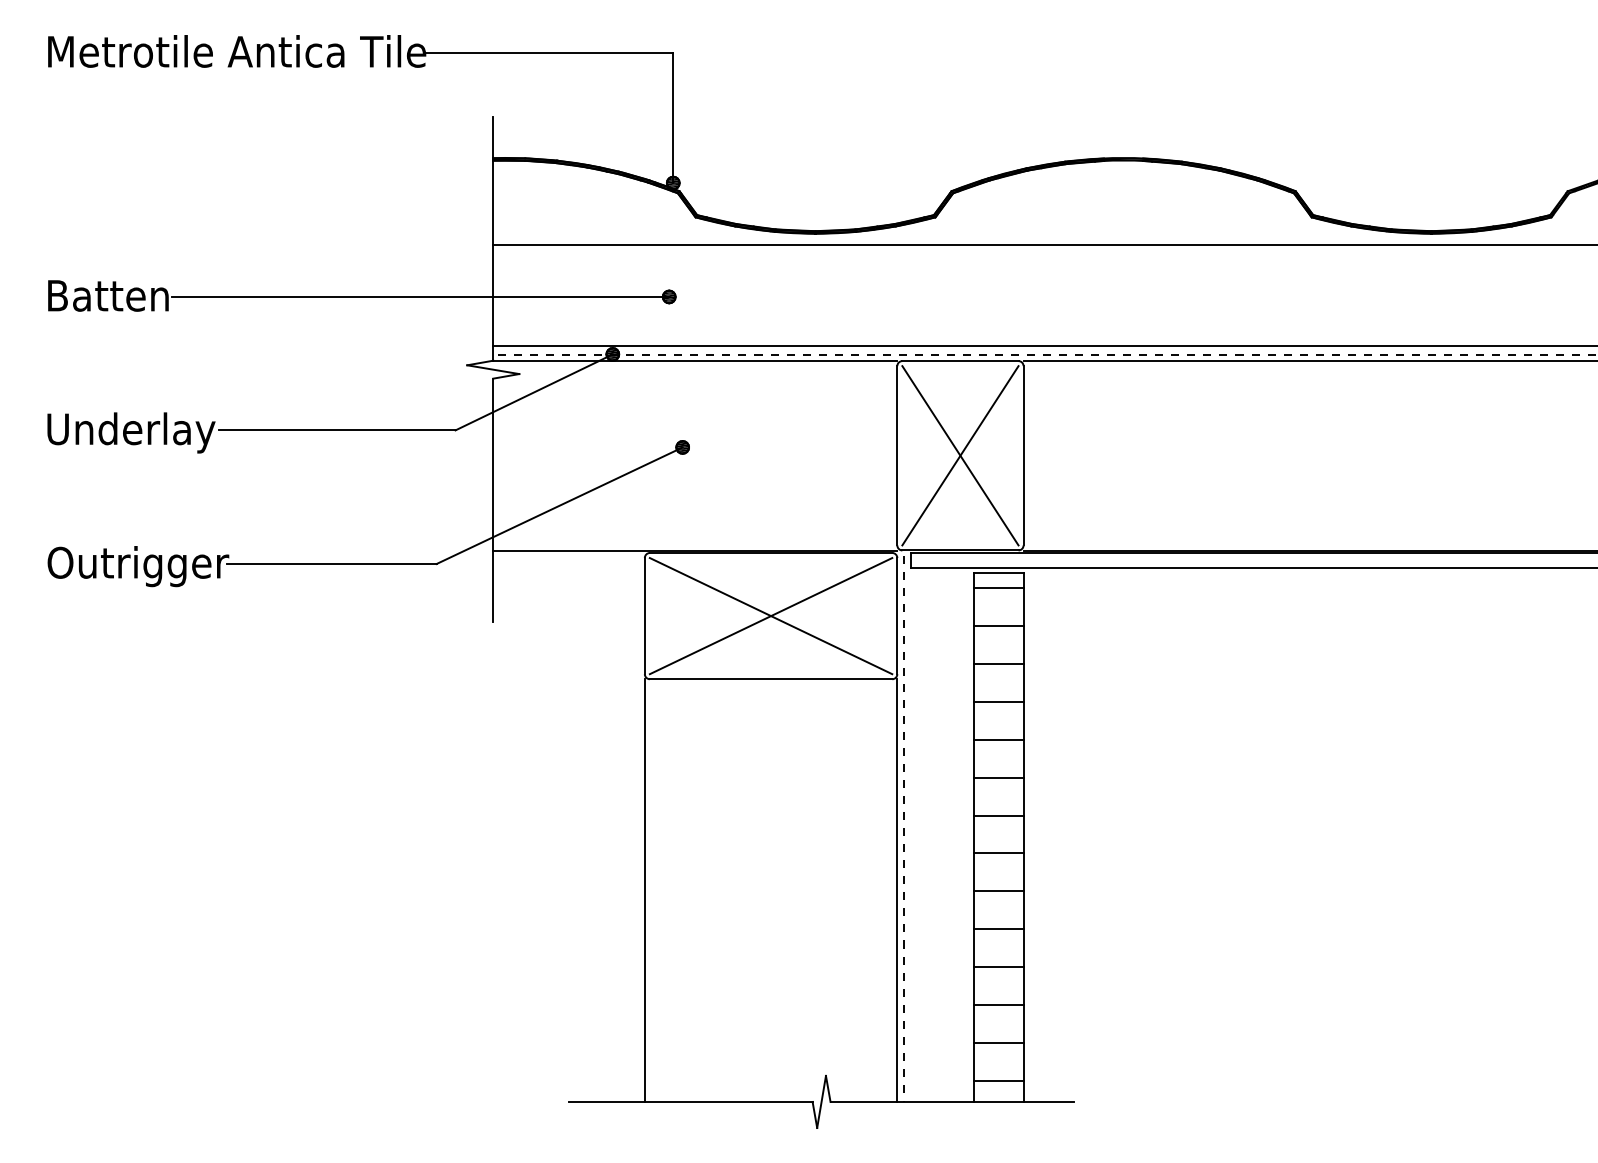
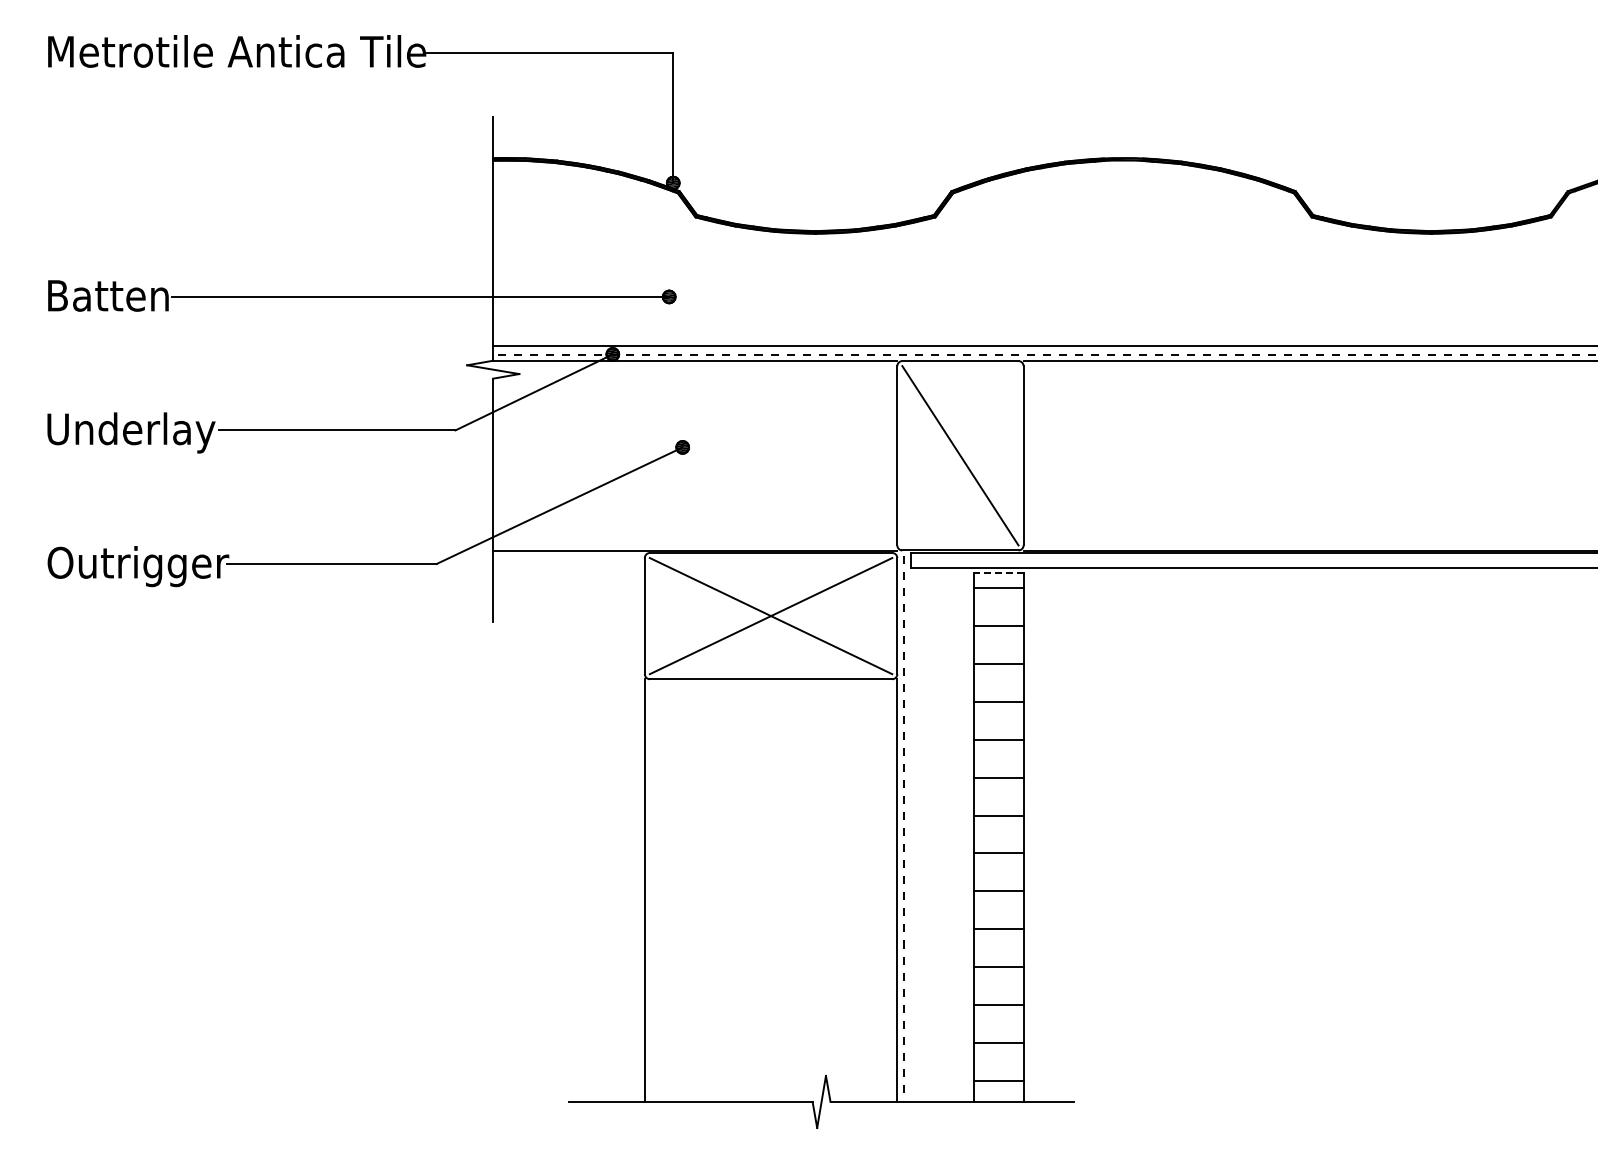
line: present -> none (1043, 245)
line: present -> none (960, 455)
line: solid -> dashed (998, 573)
